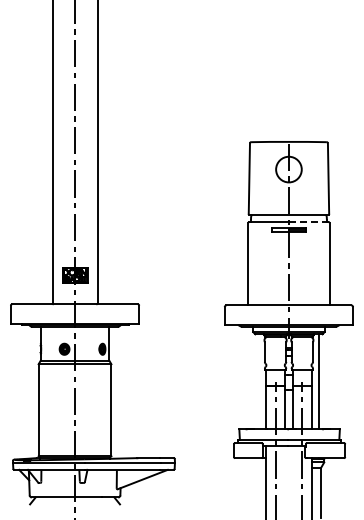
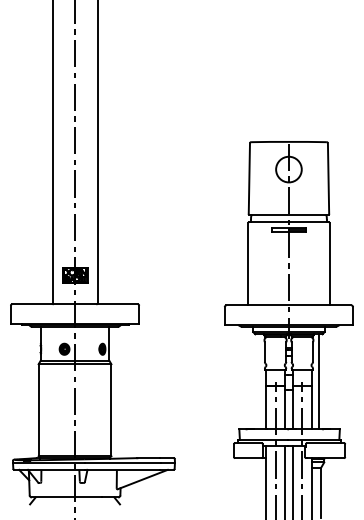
line: dashed -> solid (308, 222)
line: none -> present (284, 481)
line: none -> present (293, 481)
